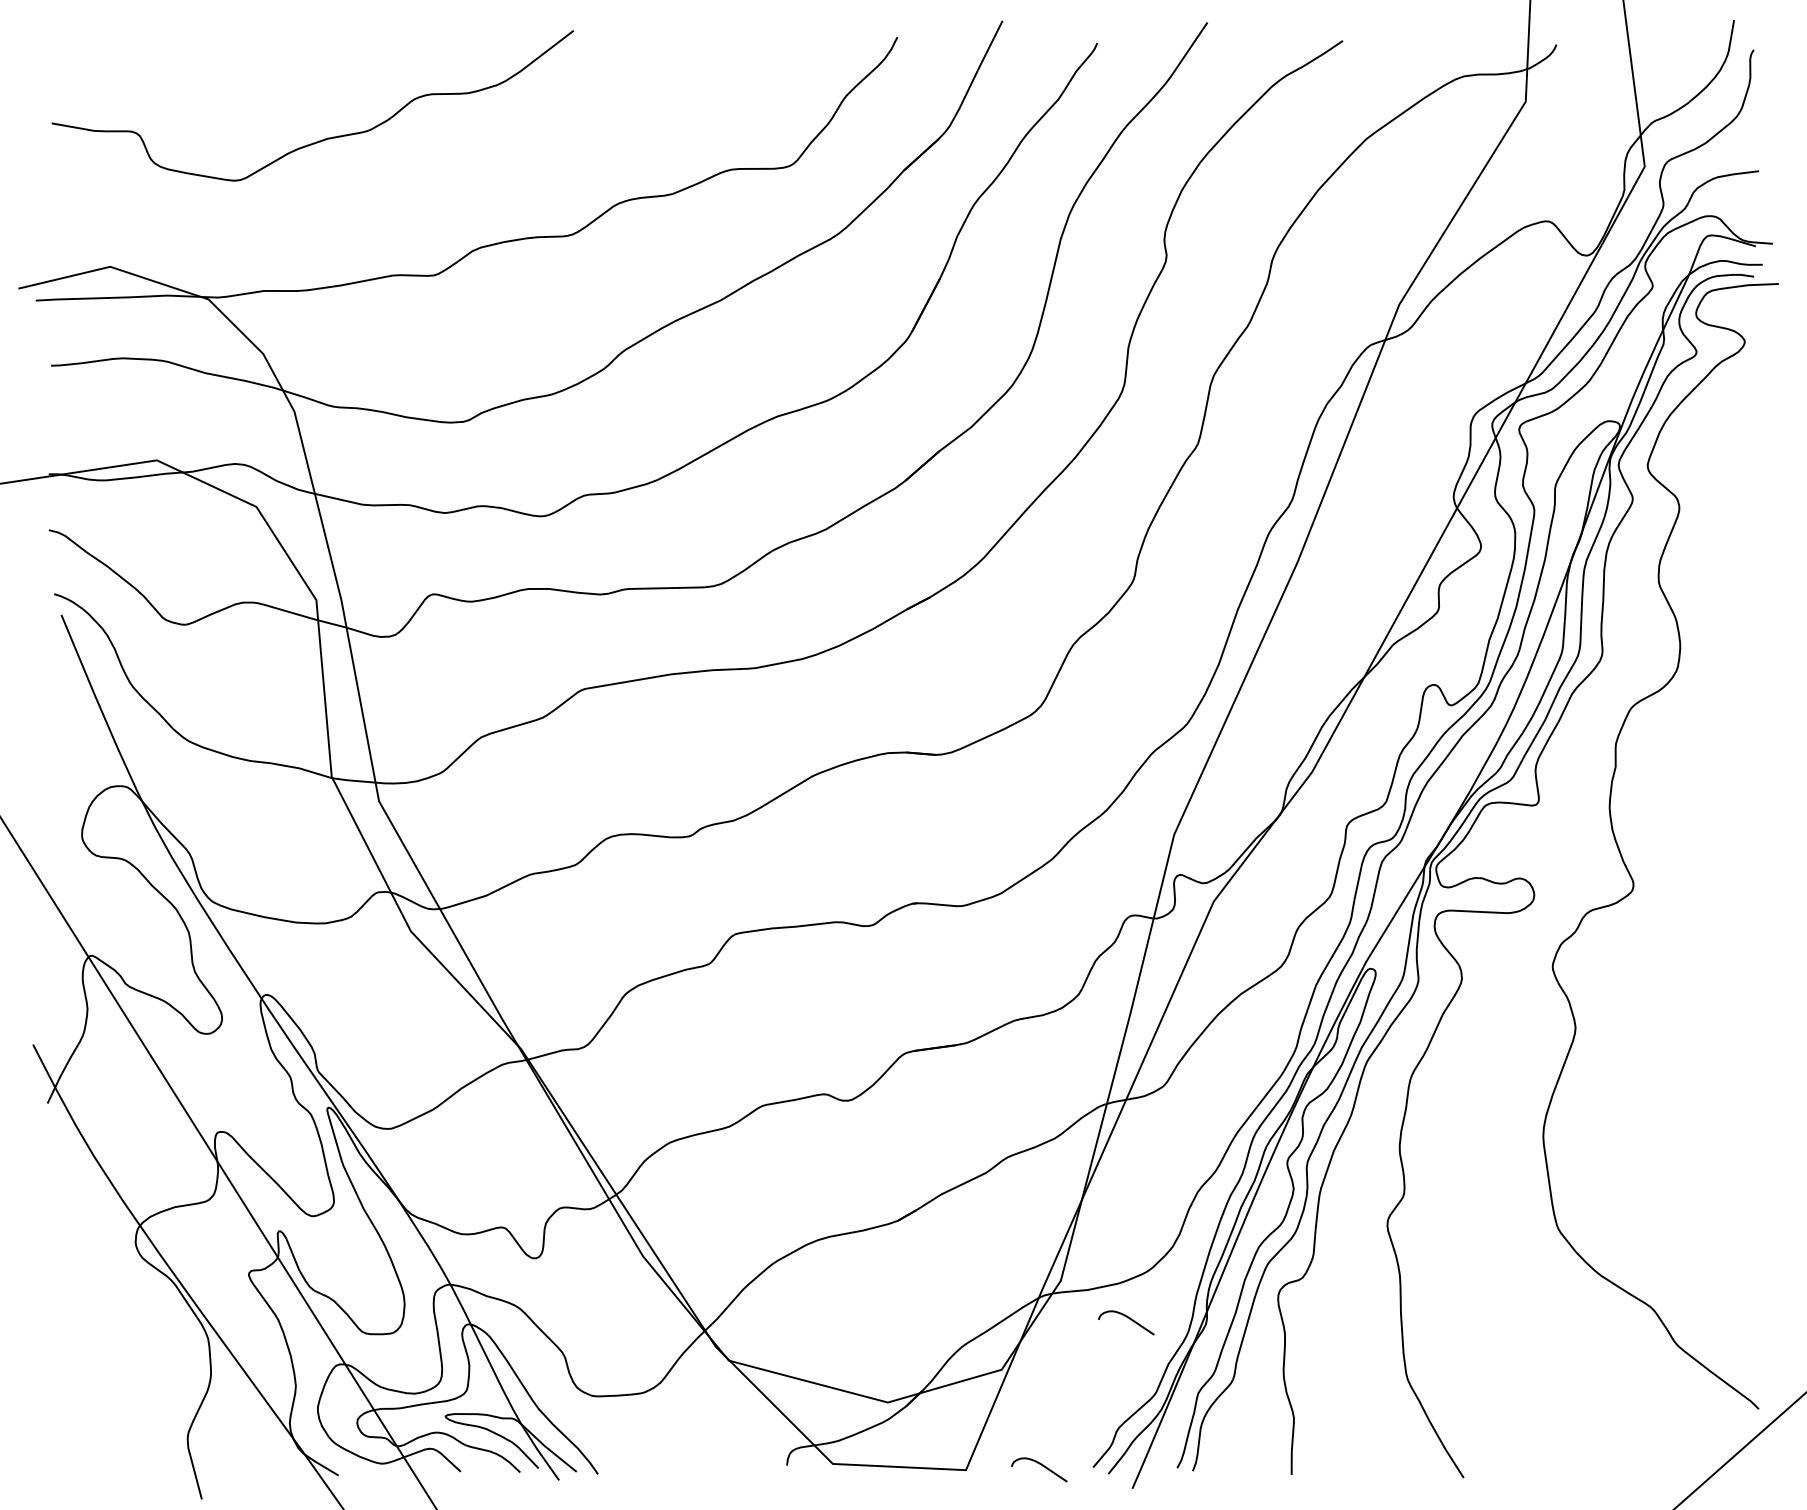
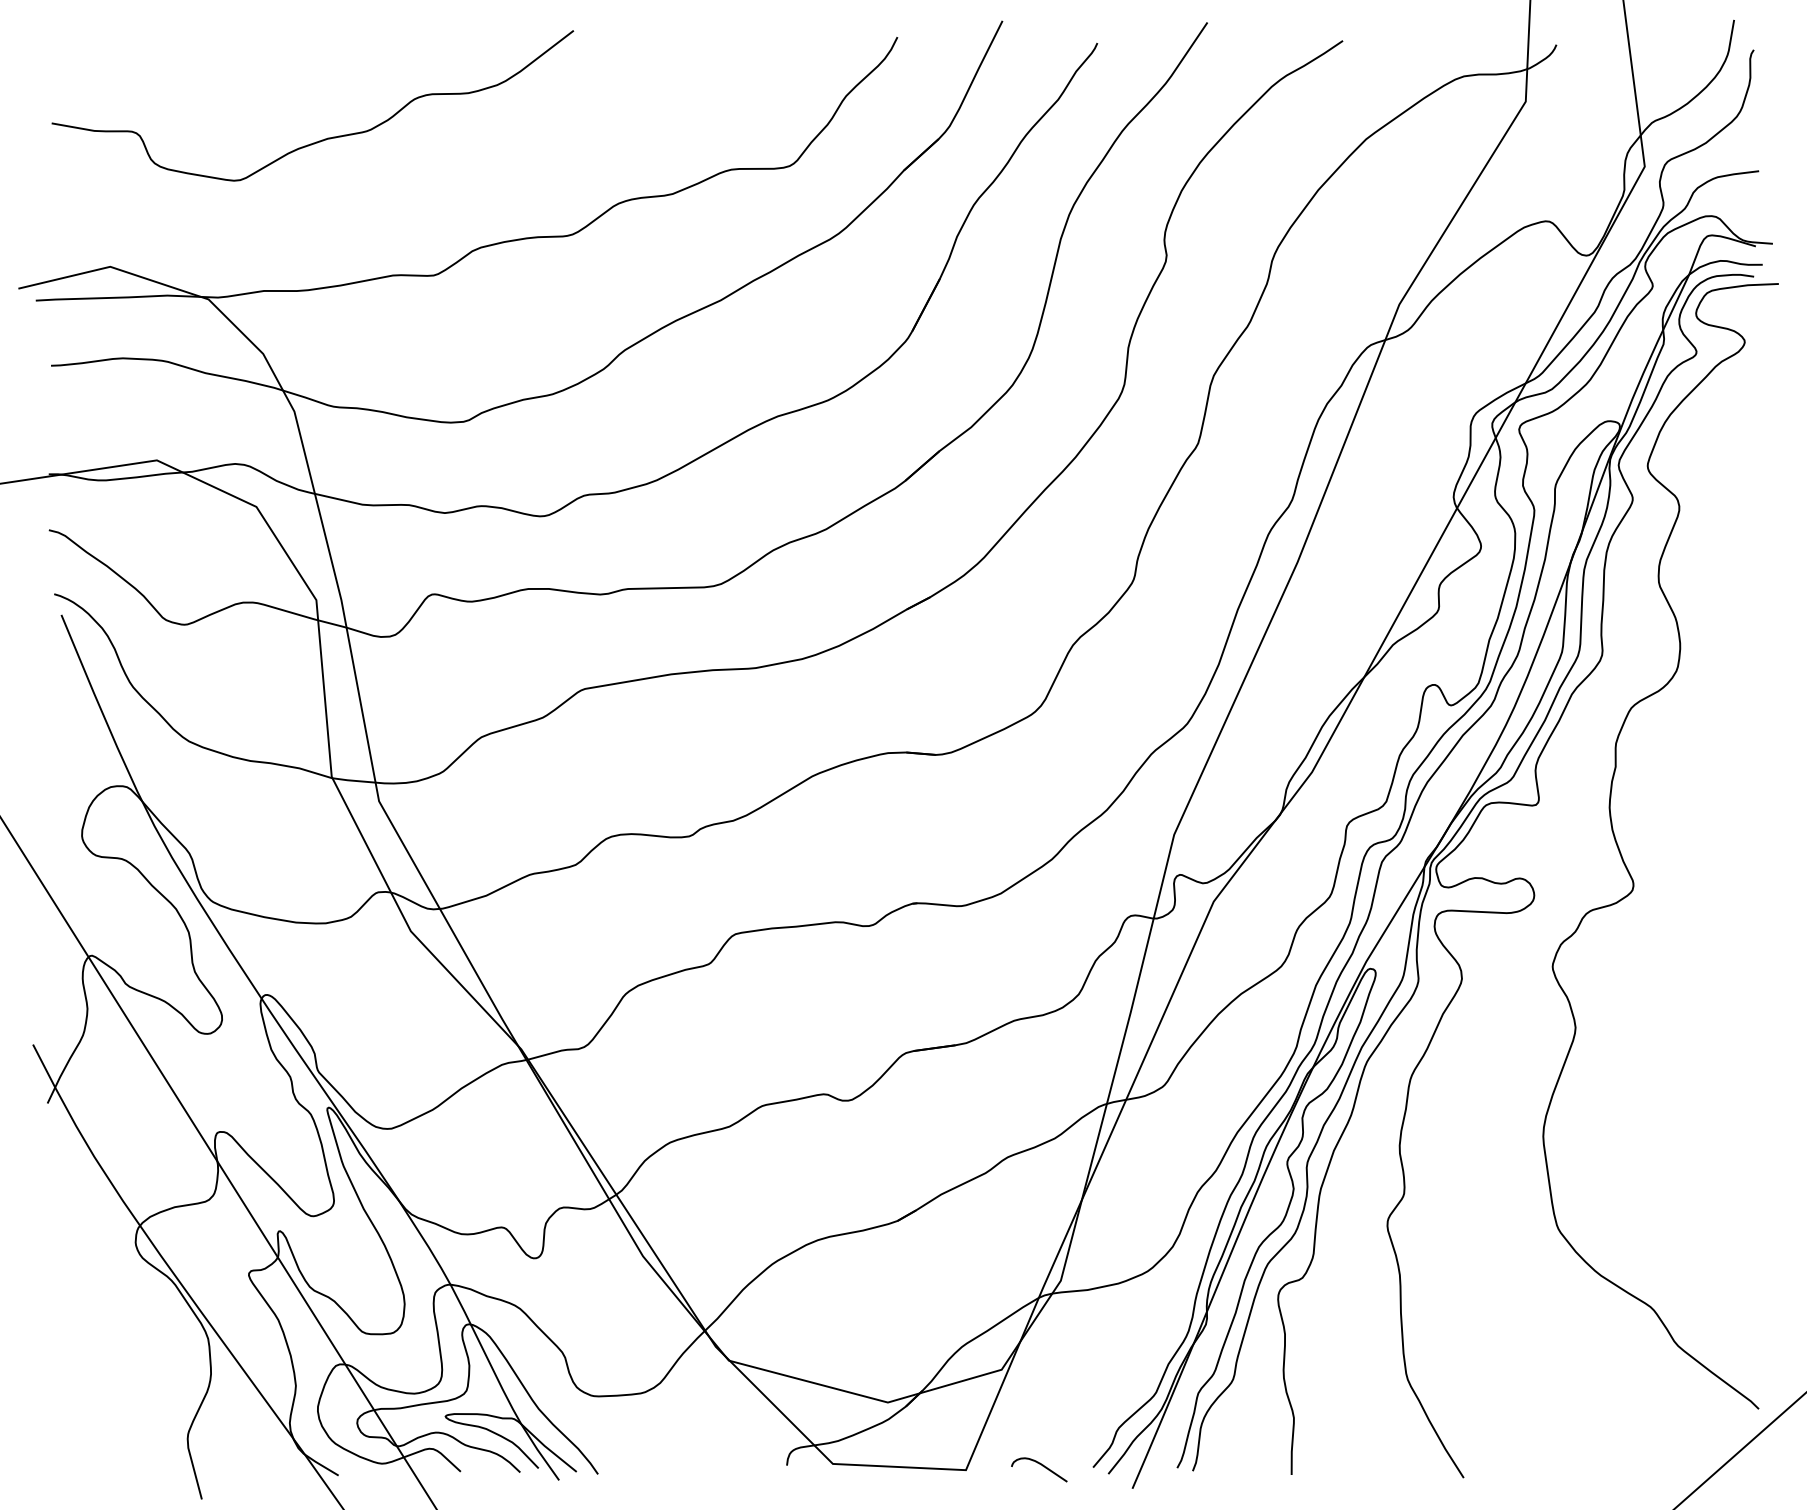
curve: present -> none (1129, 1319)
